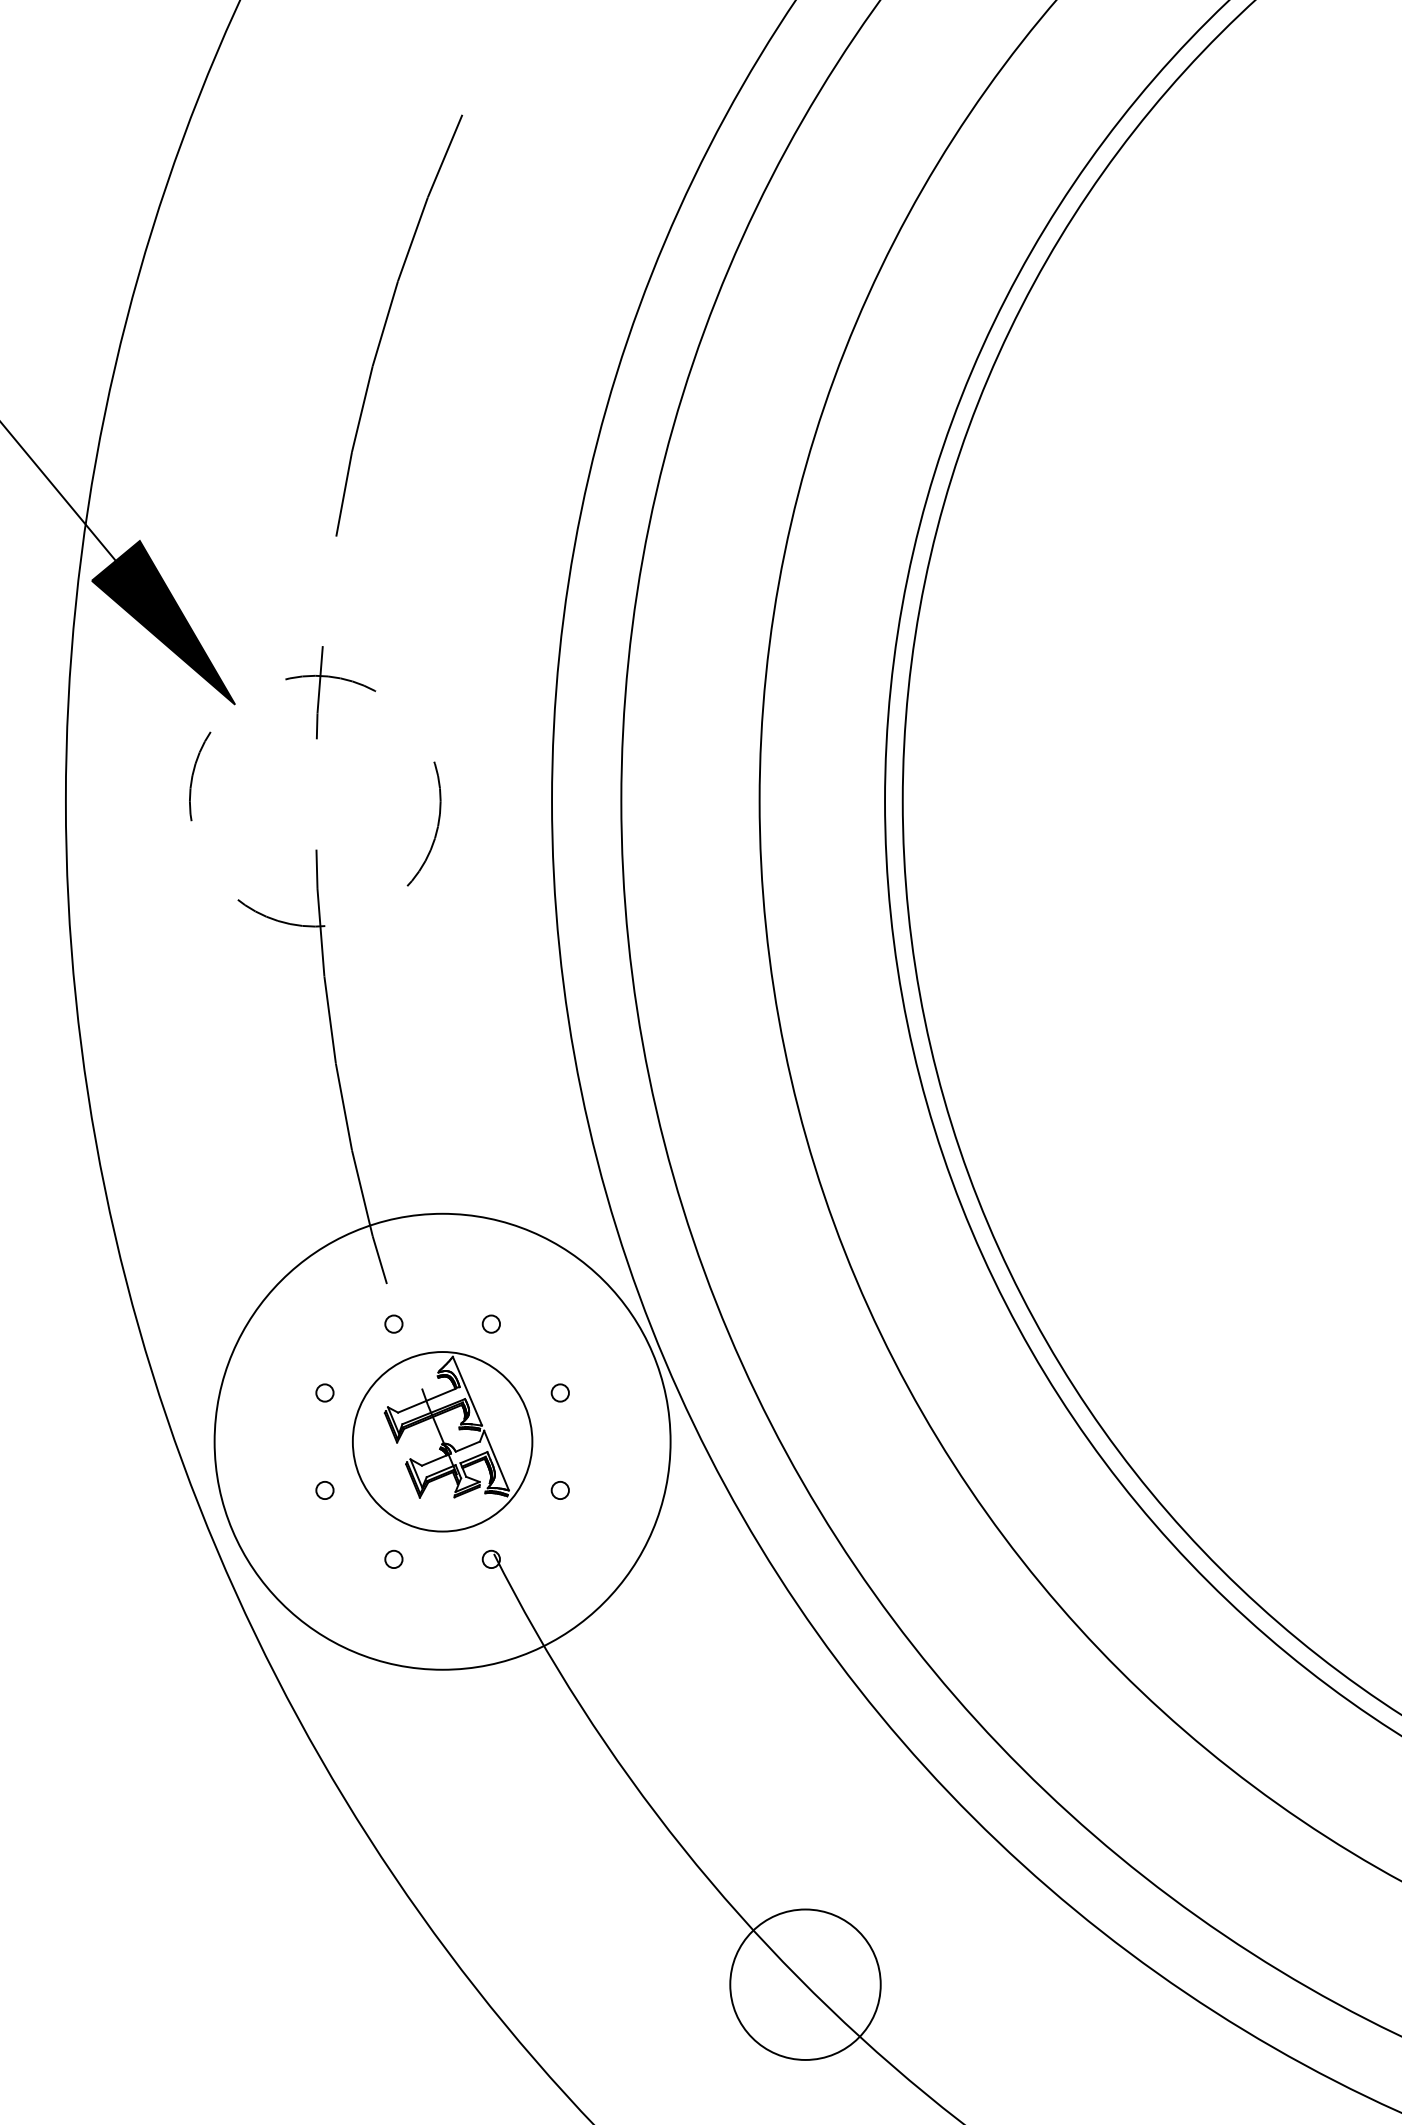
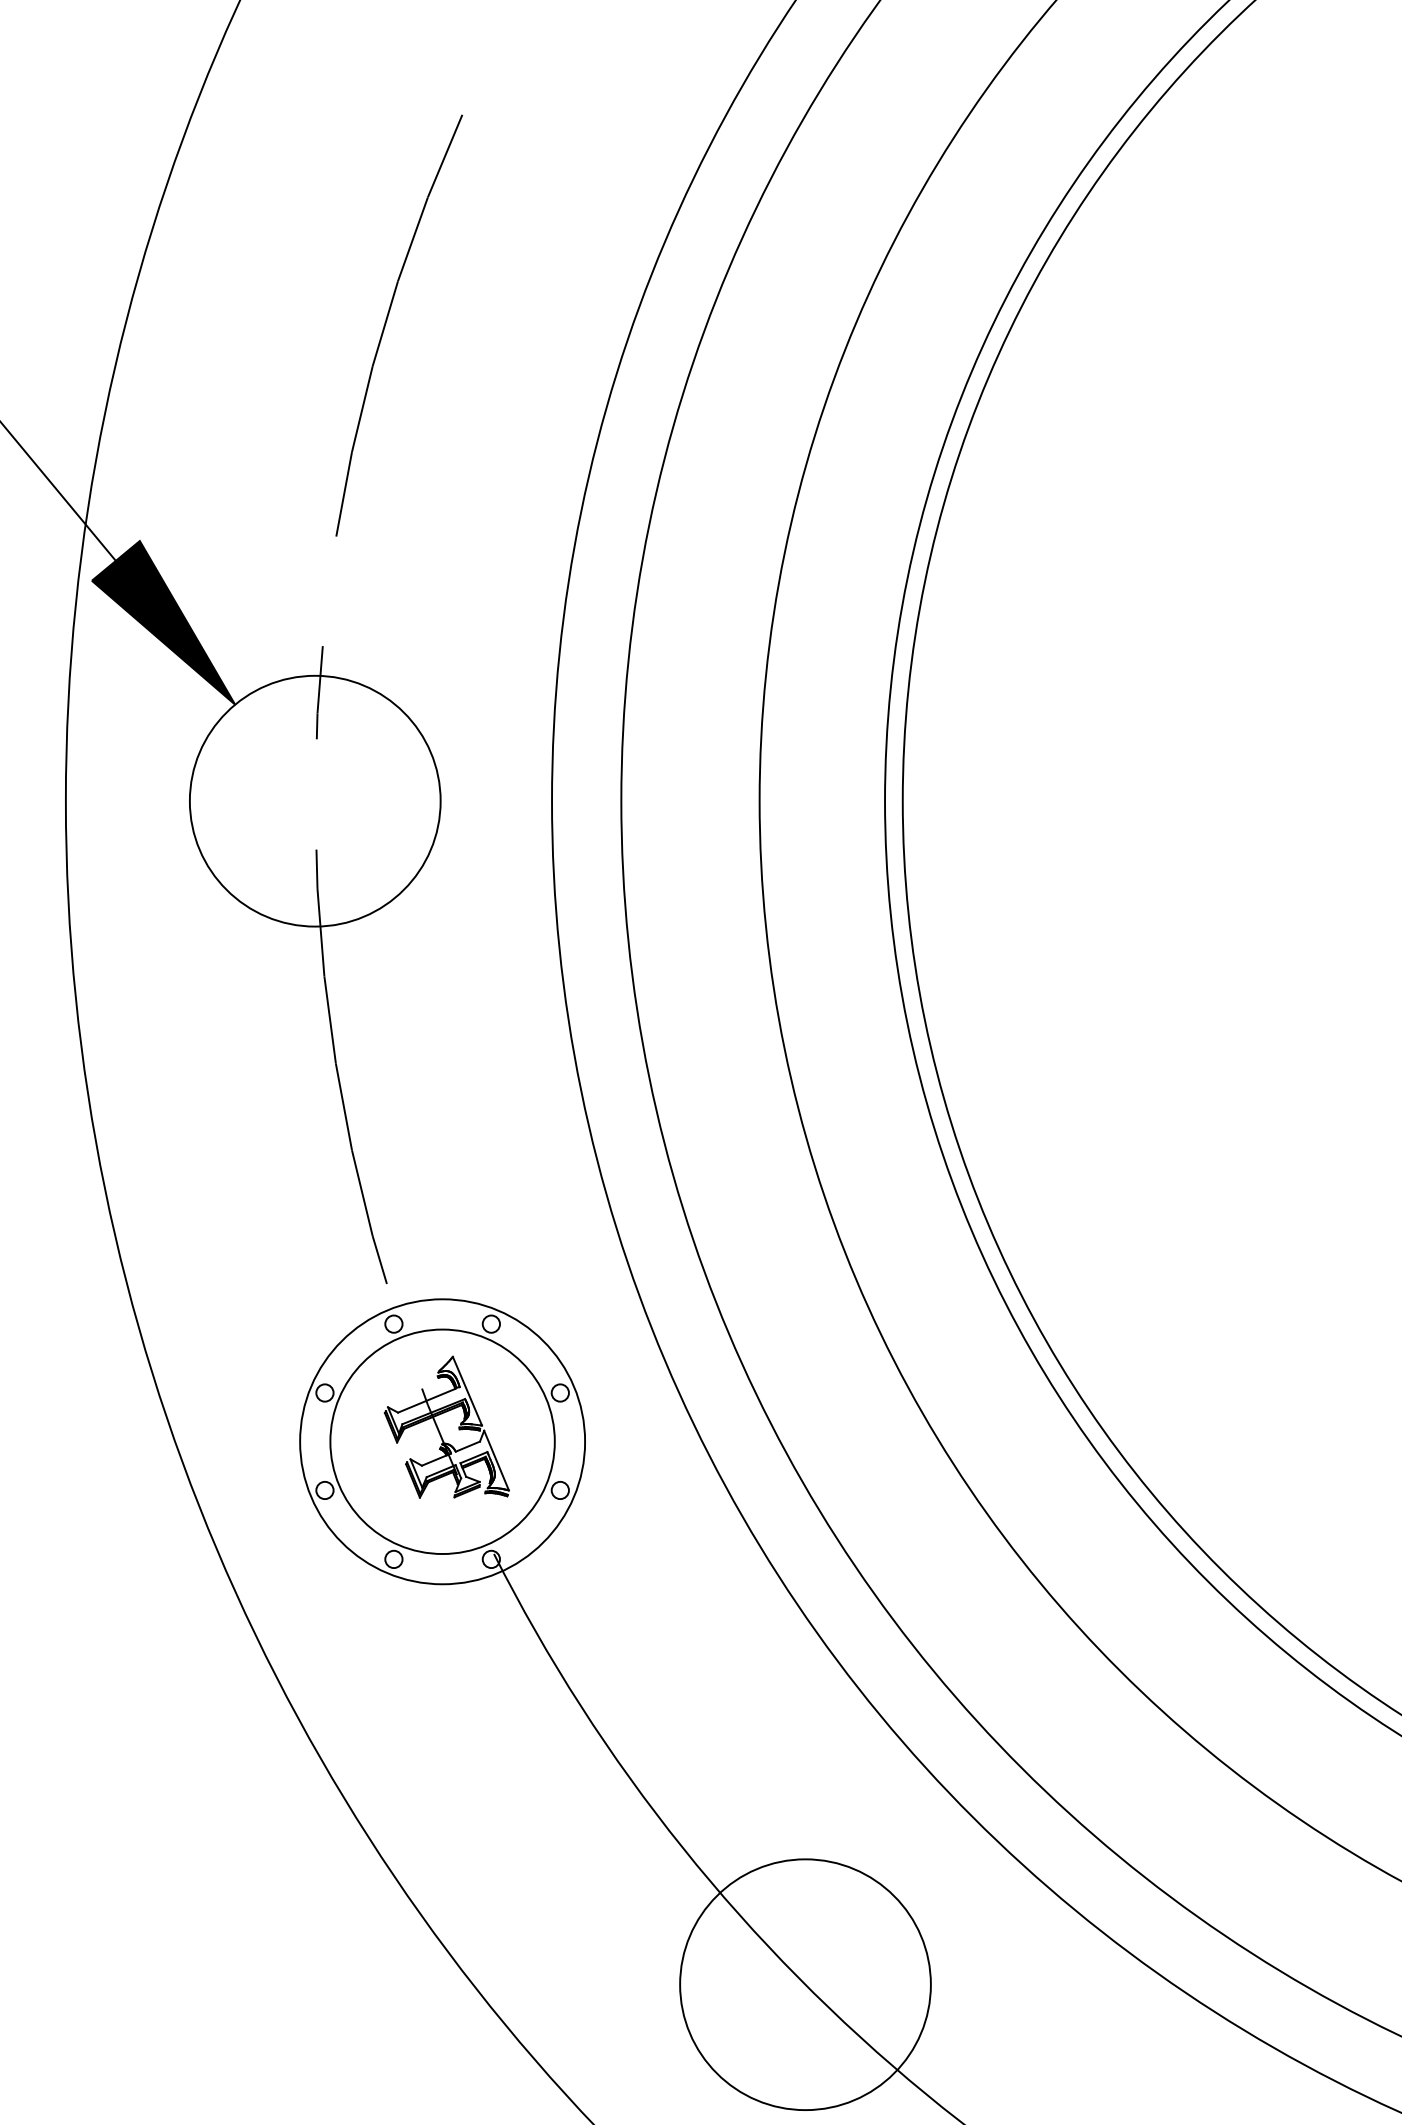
circle: dashed -> solid (314, 800)
circle diameter: 180 px -> 224 px (442, 1441)
circle diameter: 456 px -> 285 px (442, 1441)
circle diameter: 150 px -> 251 px (805, 1984)
